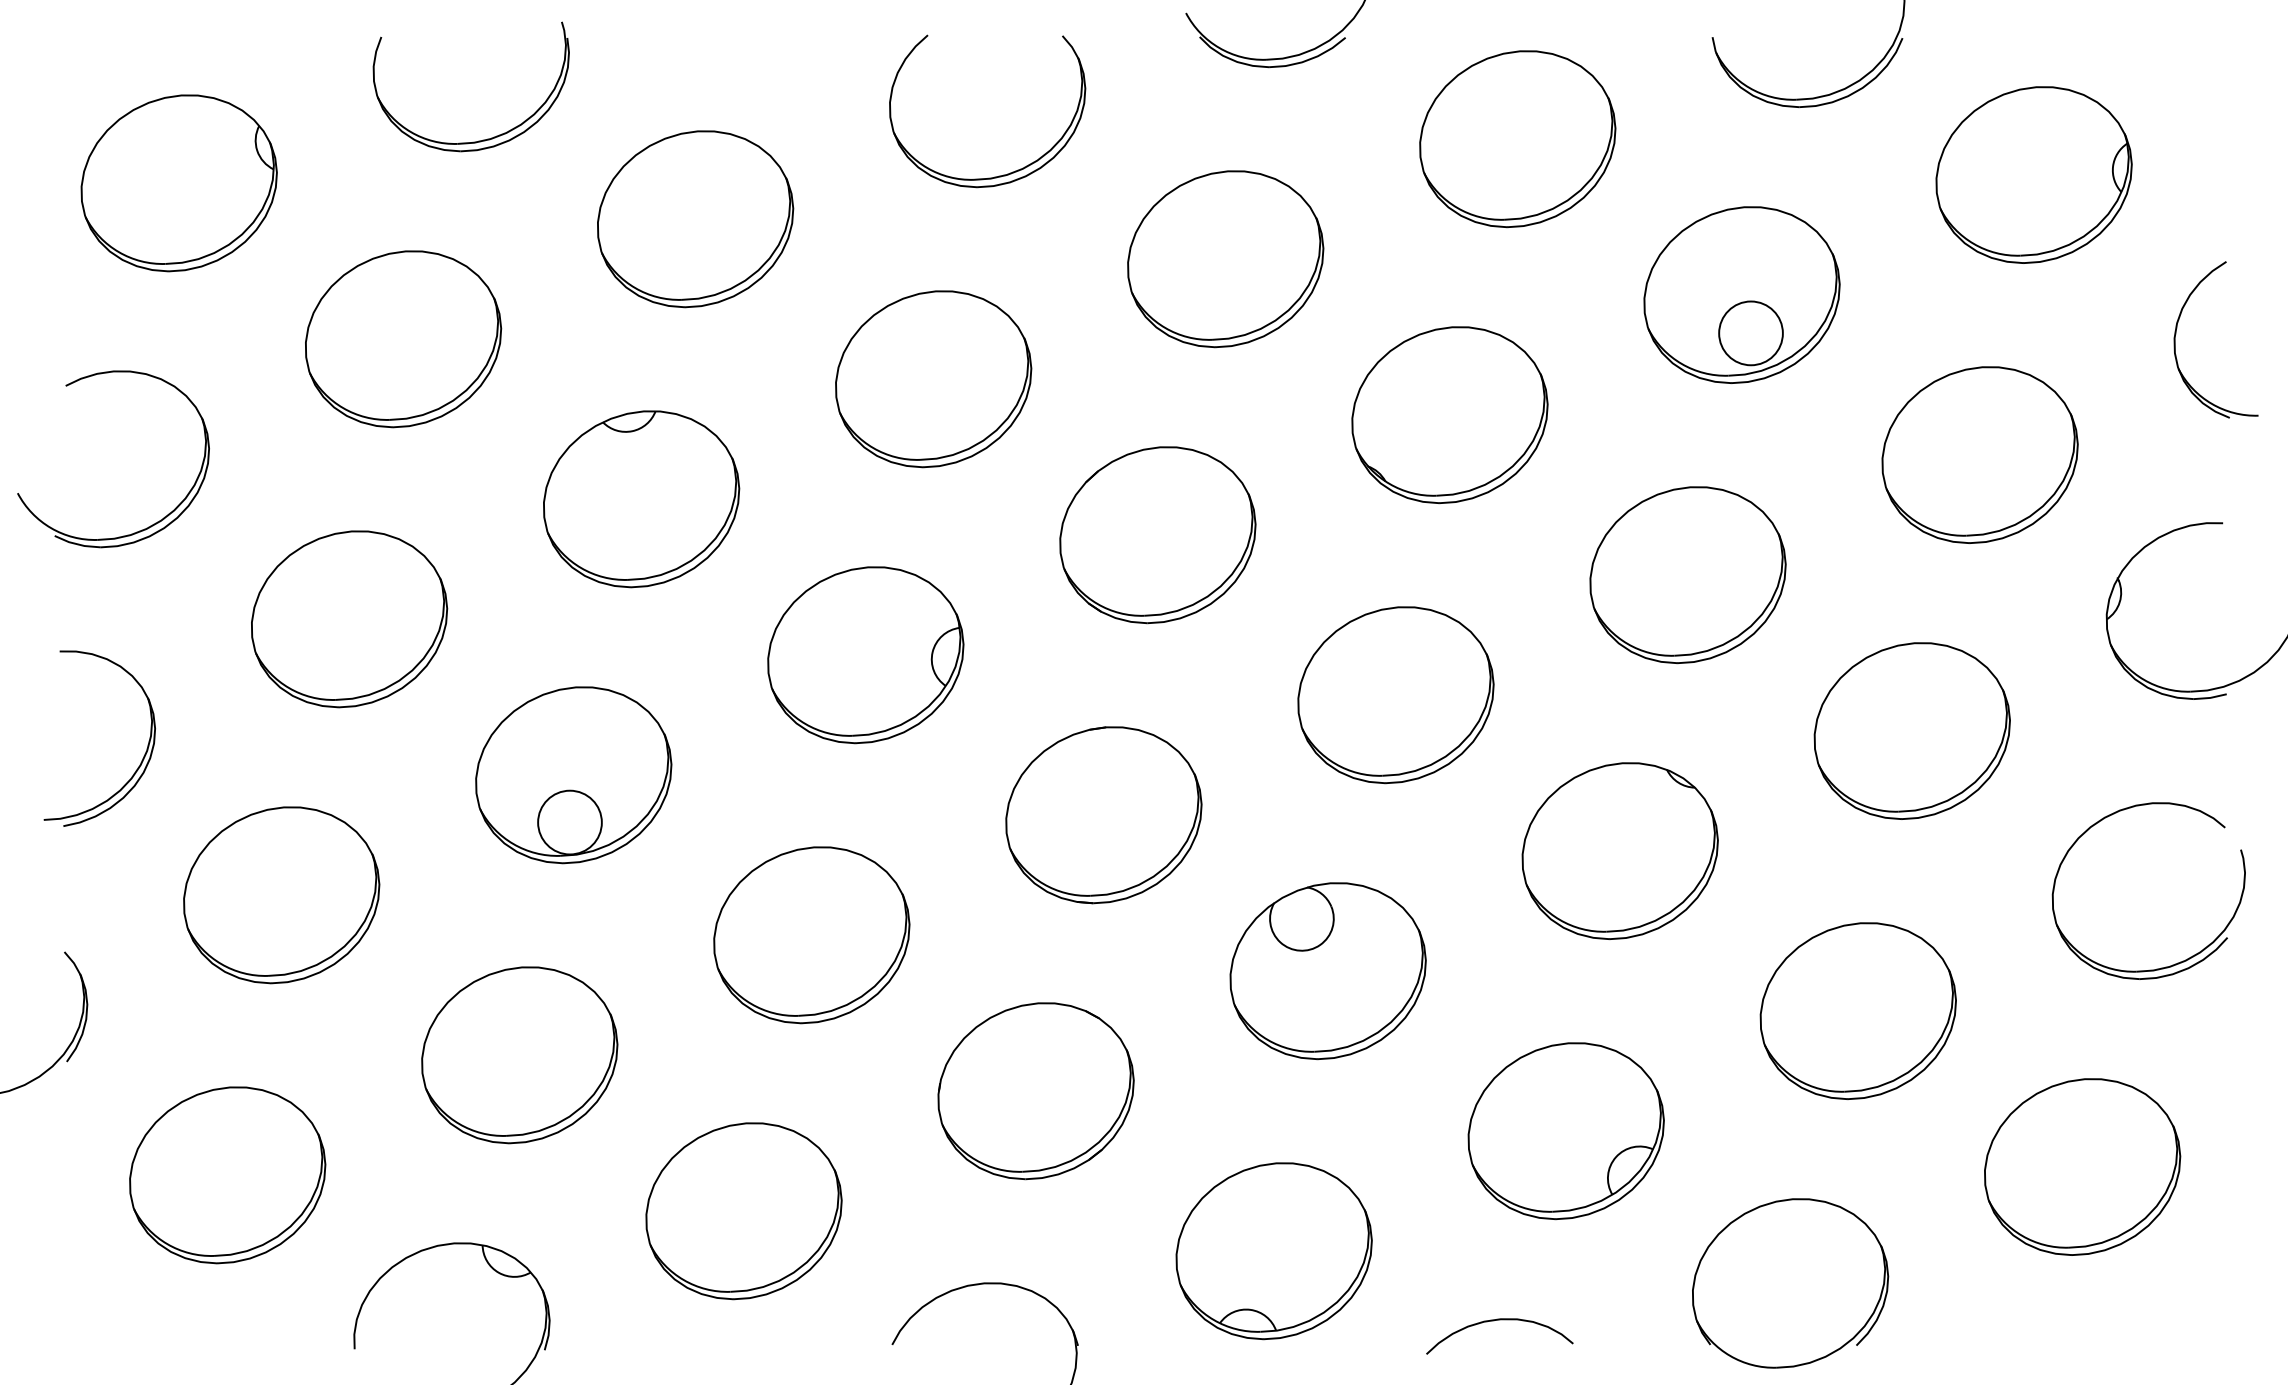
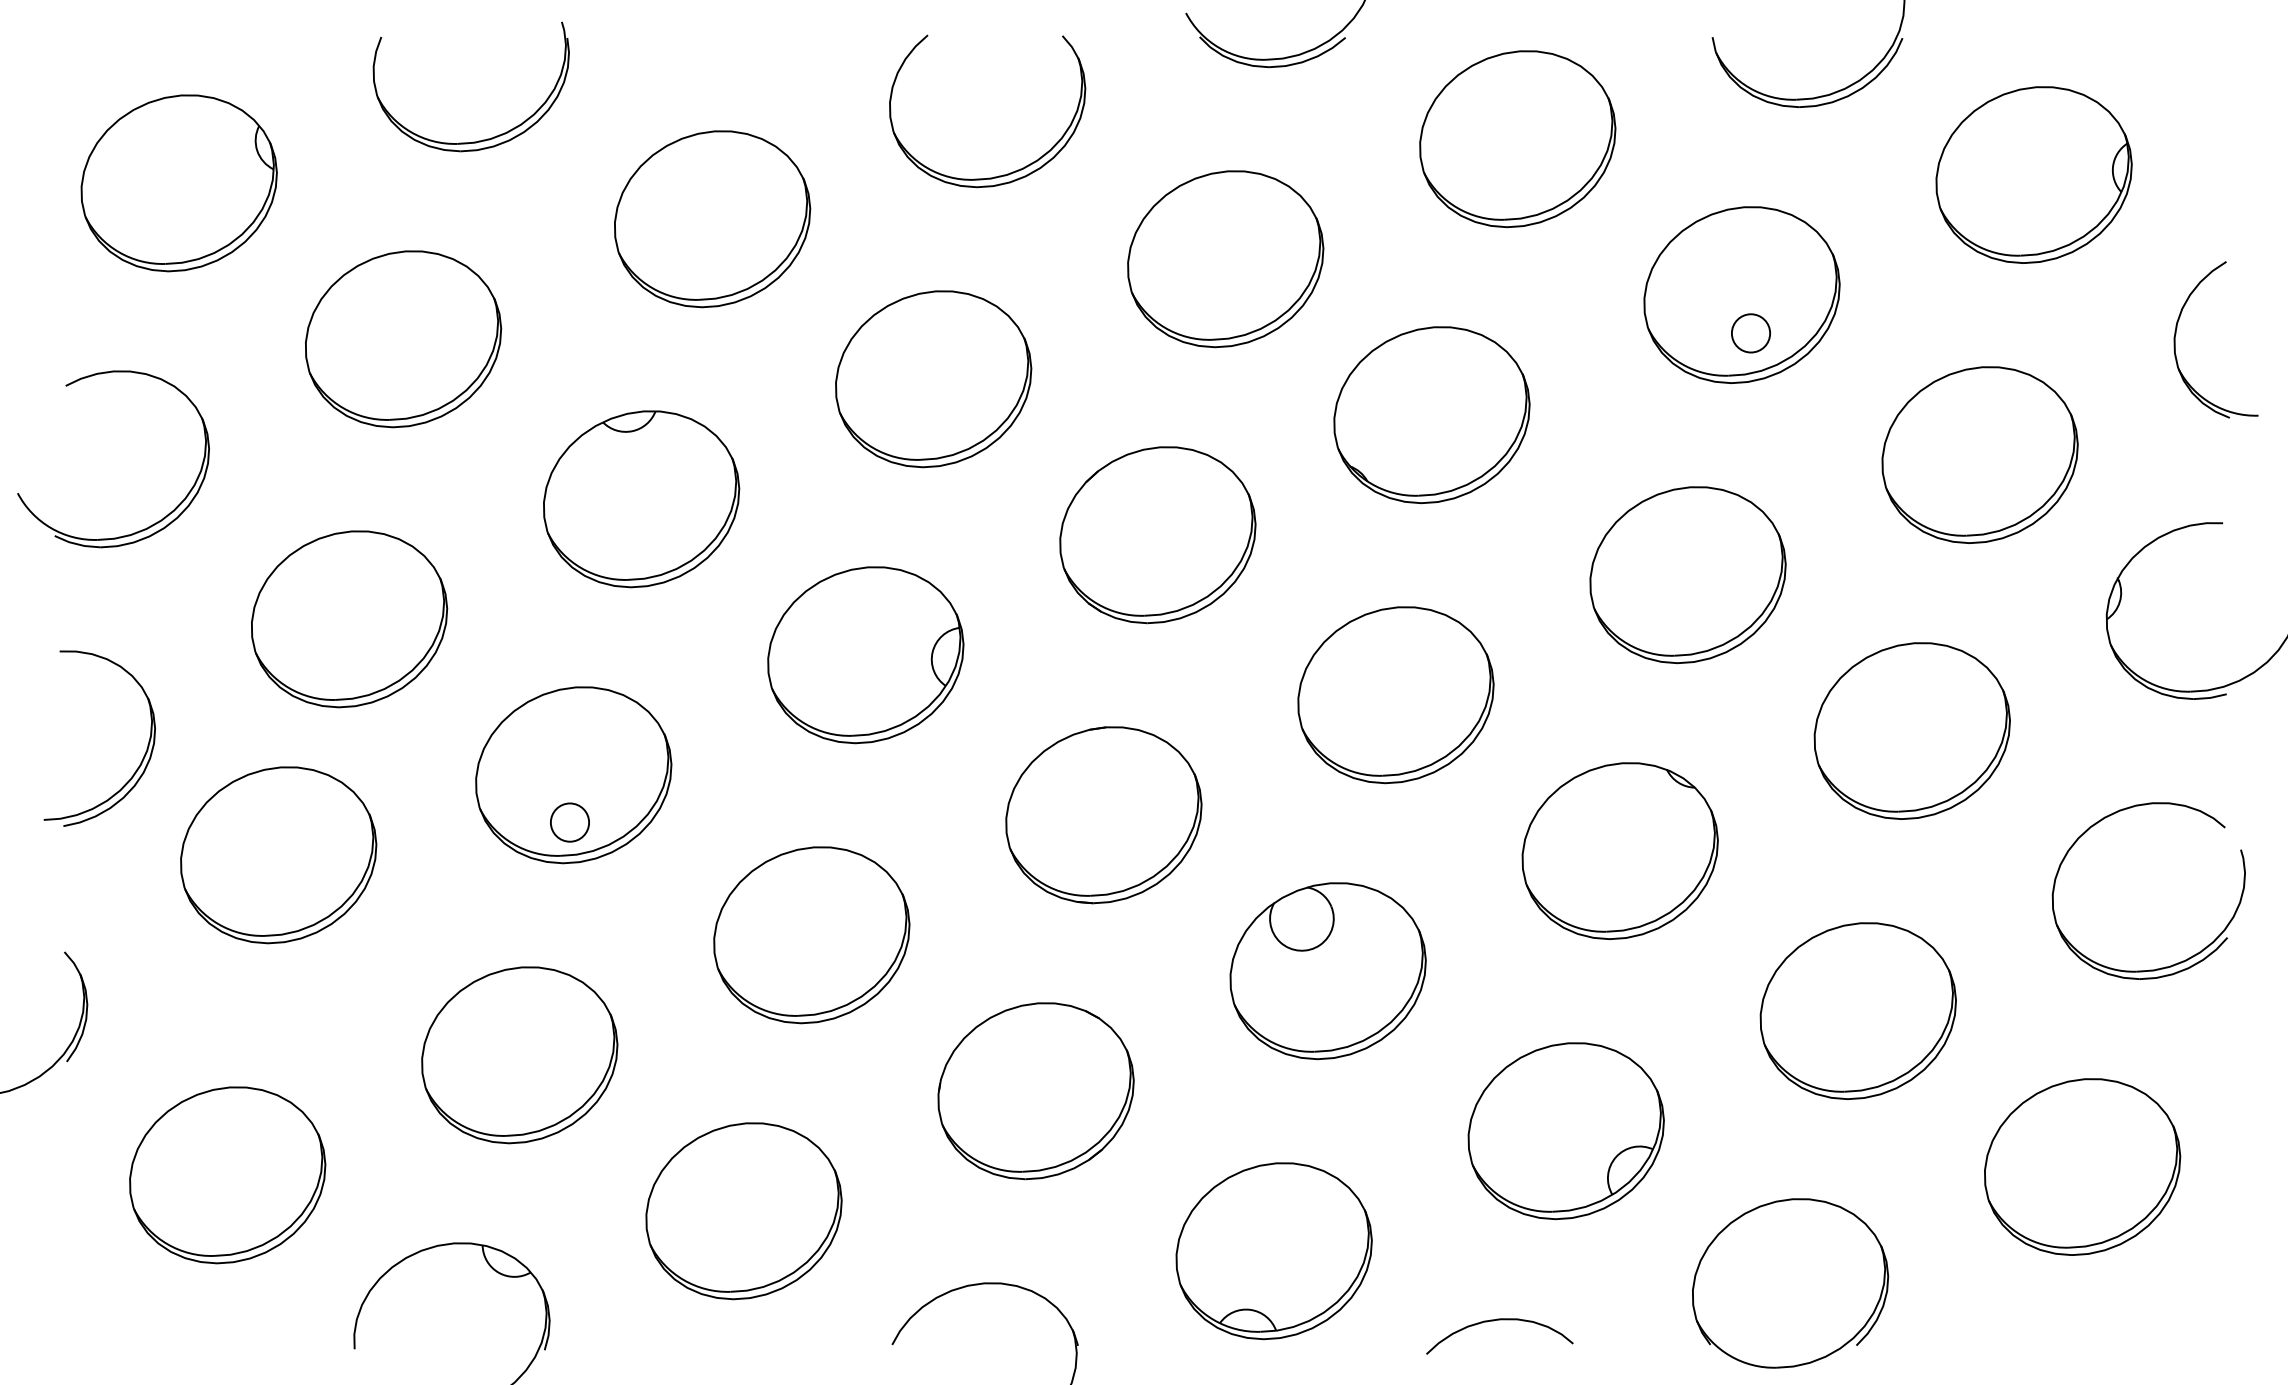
part position: (695, 219) -> (712, 219) (712, 219)
circle diameter: 64 px -> 38 px (1750, 333)
part position: (1449, 415) -> (1431, 415) (1431, 415)
circle diameter: 64 px -> 38 px (569, 822)
part position: (281, 895) -> (278, 855) (278, 855)
